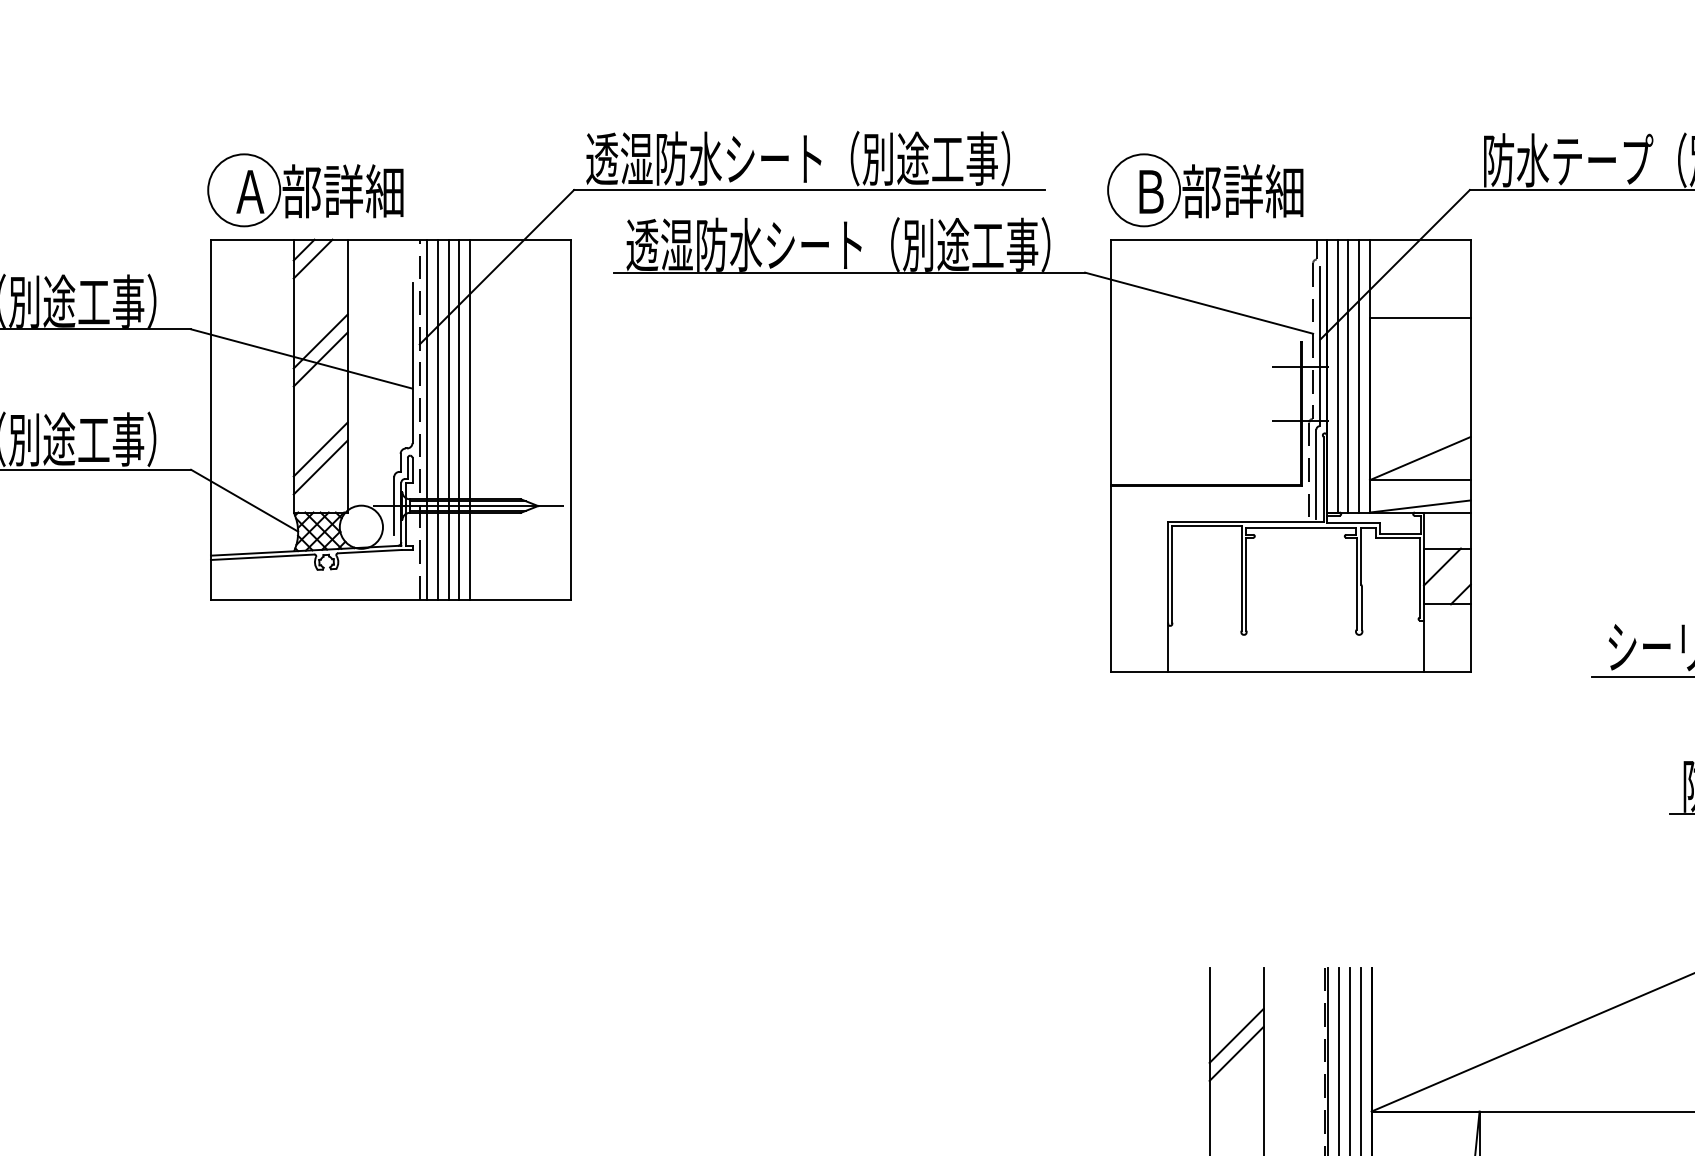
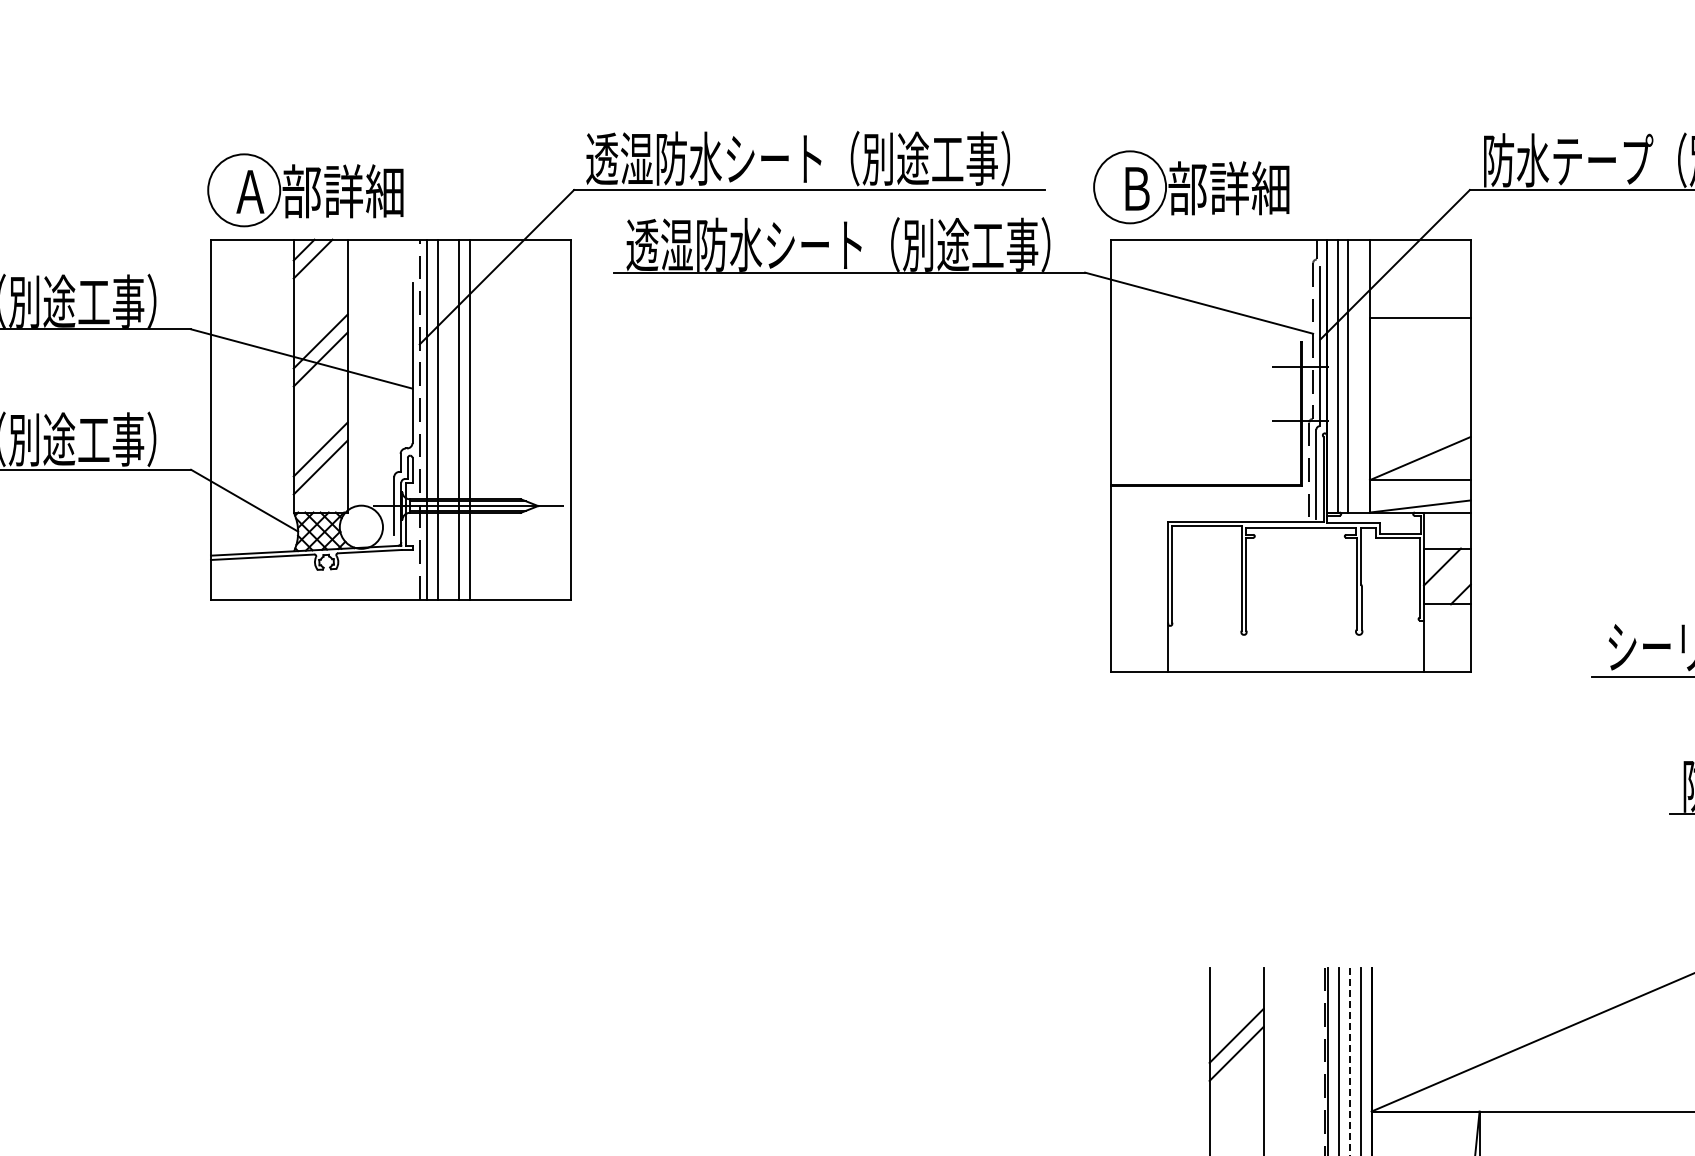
part position: (1205, 190) -> (1191, 187) (1191, 187)
line: present -> none (1359, 375)
line: present -> none (448, 419)
line: solid -> dashed (1350, 1061)
